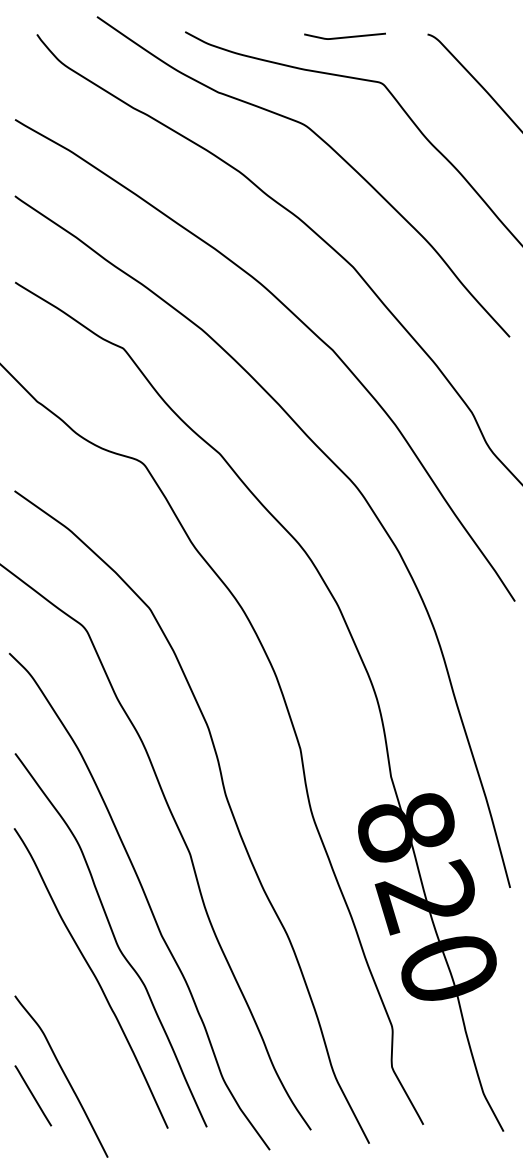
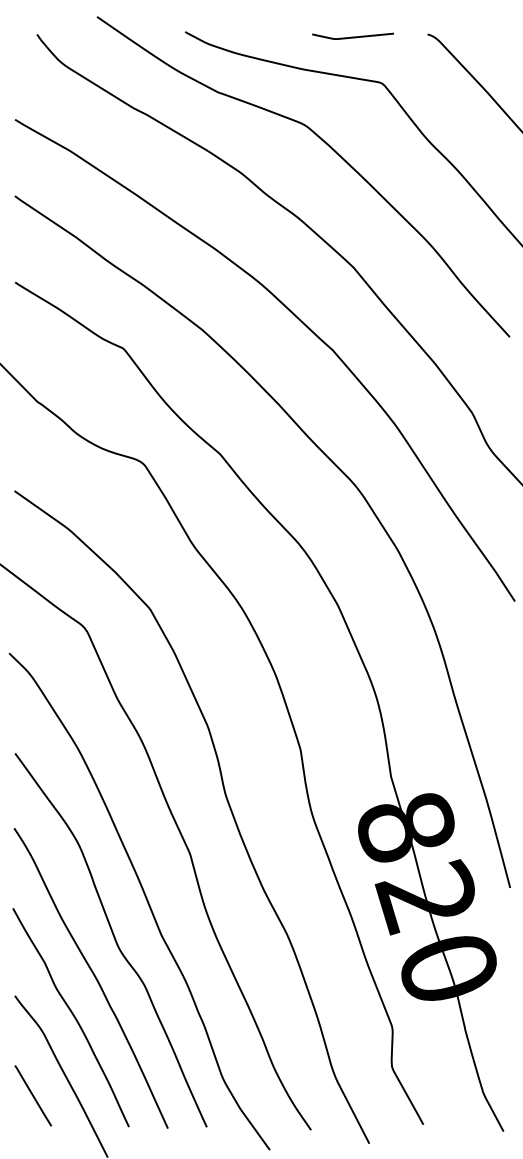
curve position: (344, 36) -> (352, 36) (352, 36)
curve: none -> present (72, 1015)
